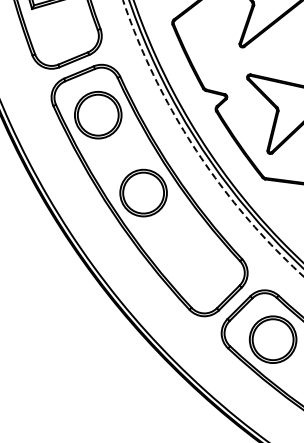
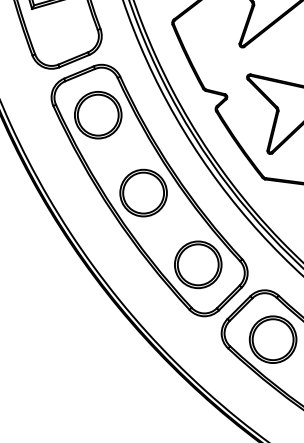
circle: dashed -> solid (212, 138)
part: none -> present (198, 264)
